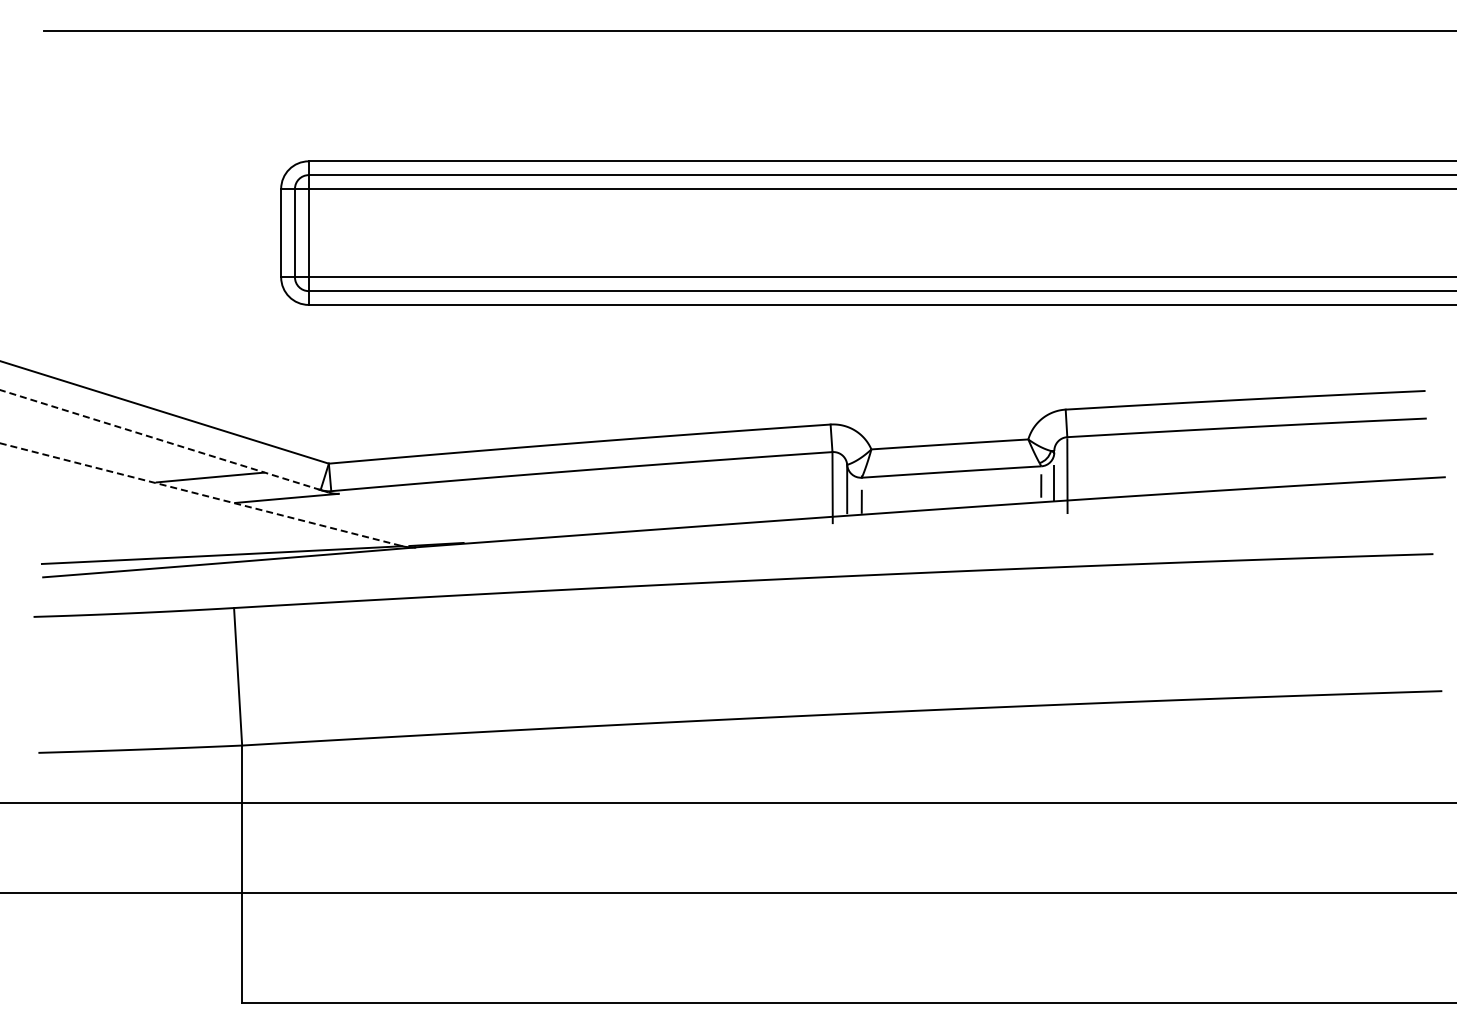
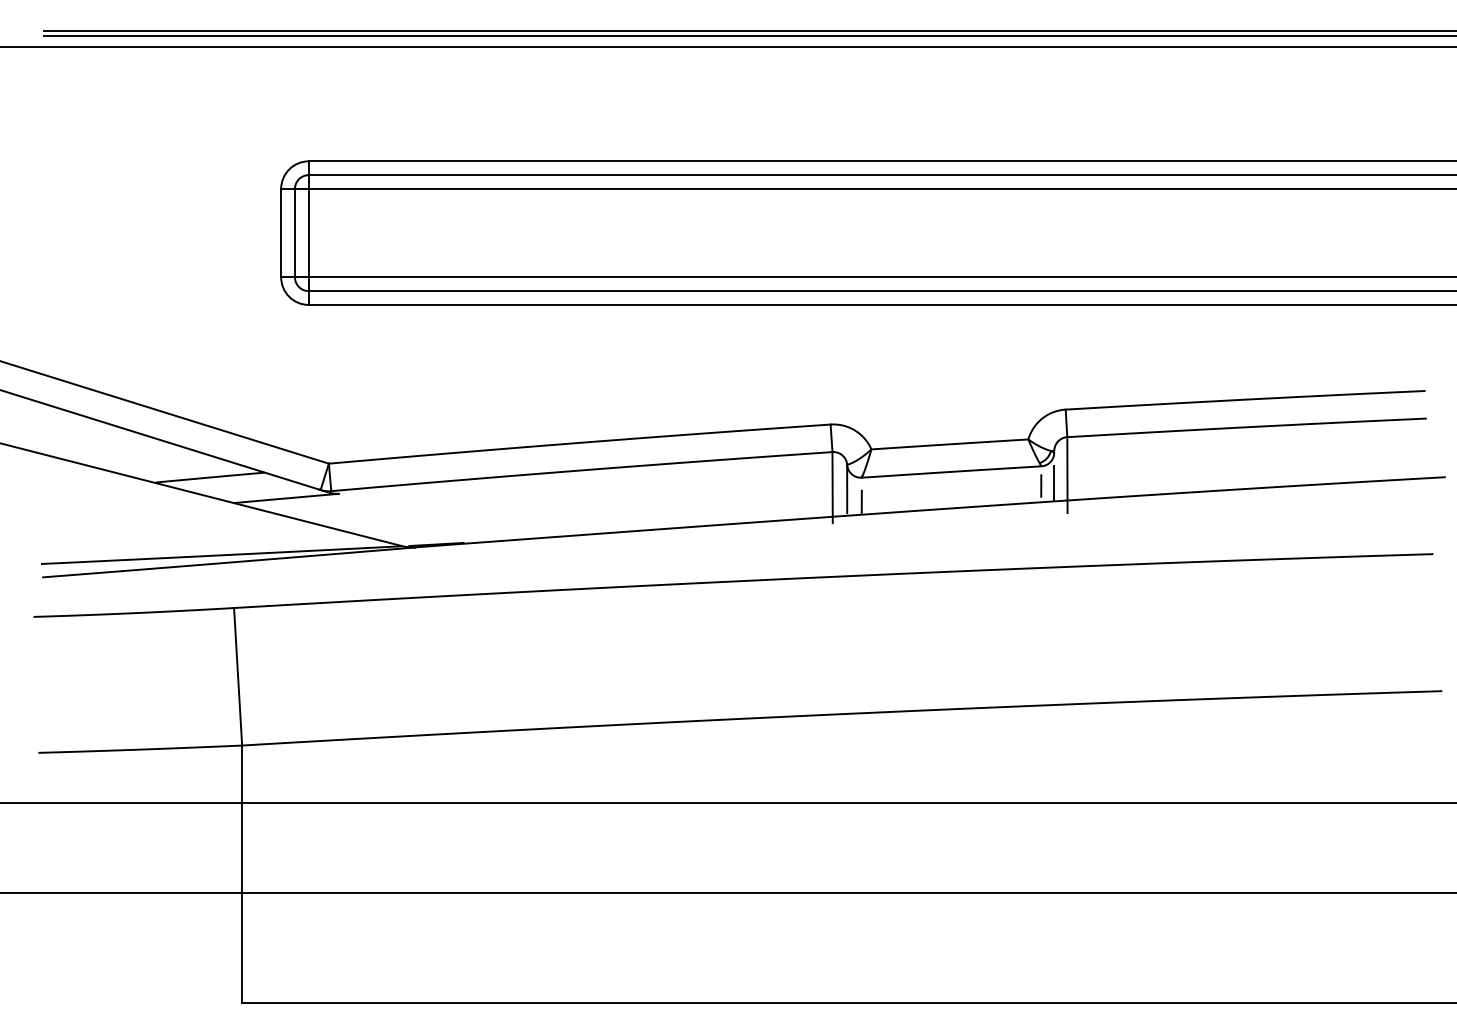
line: none -> present (748, 36)
line: none -> present (727, 46)
line: dashed -> solid (160, 440)
line: dashed -> solid (200, 494)
